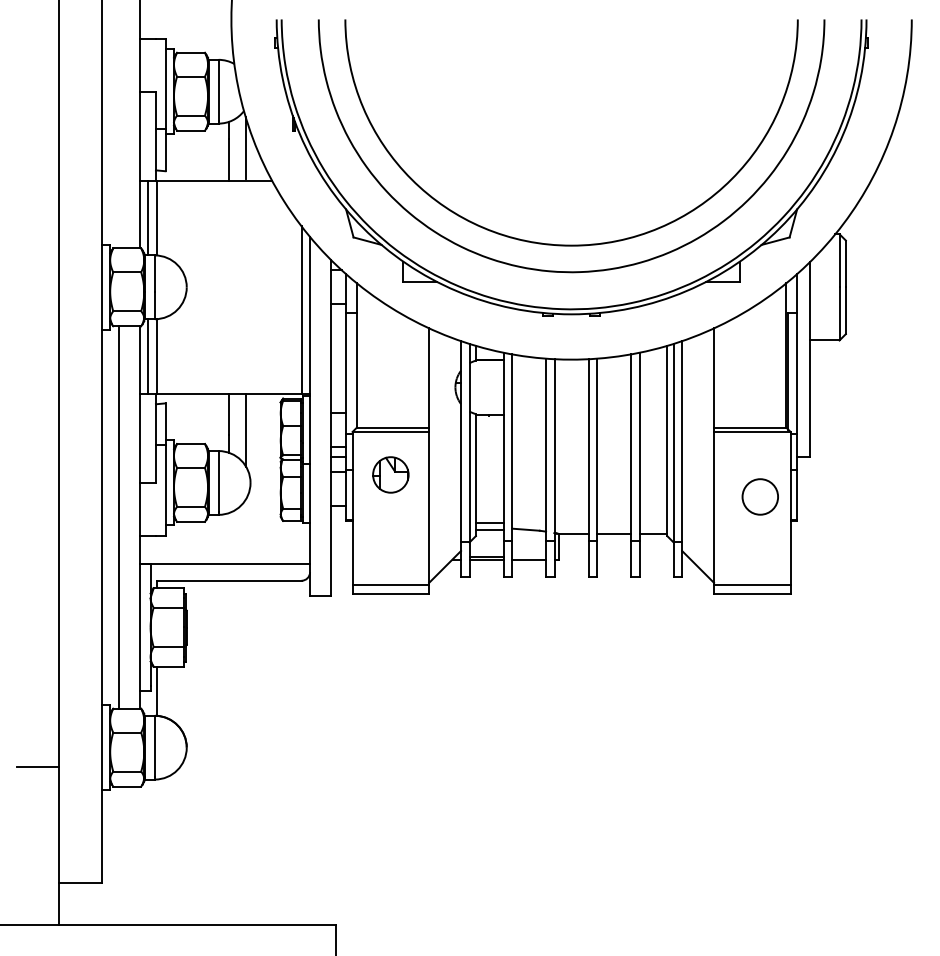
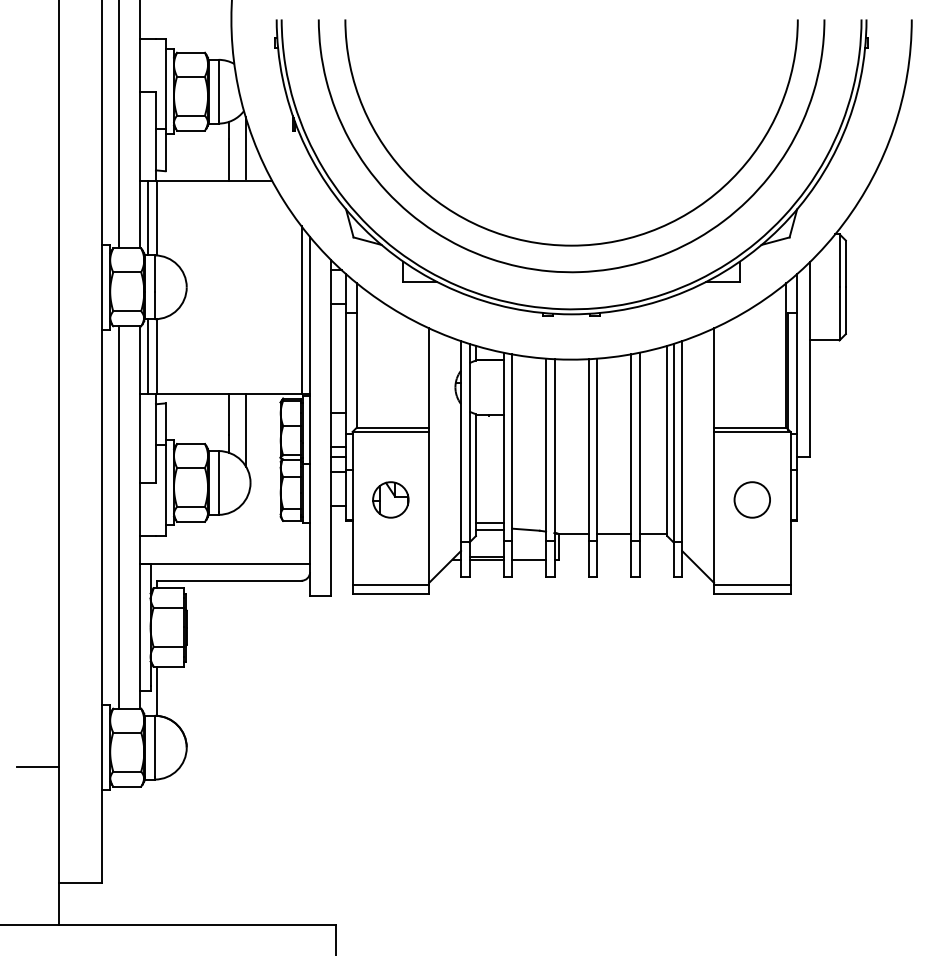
line: none -> present (118, 125)
part position: (390, 474) -> (390, 499) (390, 499)
circle position: (759, 496) -> (751, 499) (751, 499)
